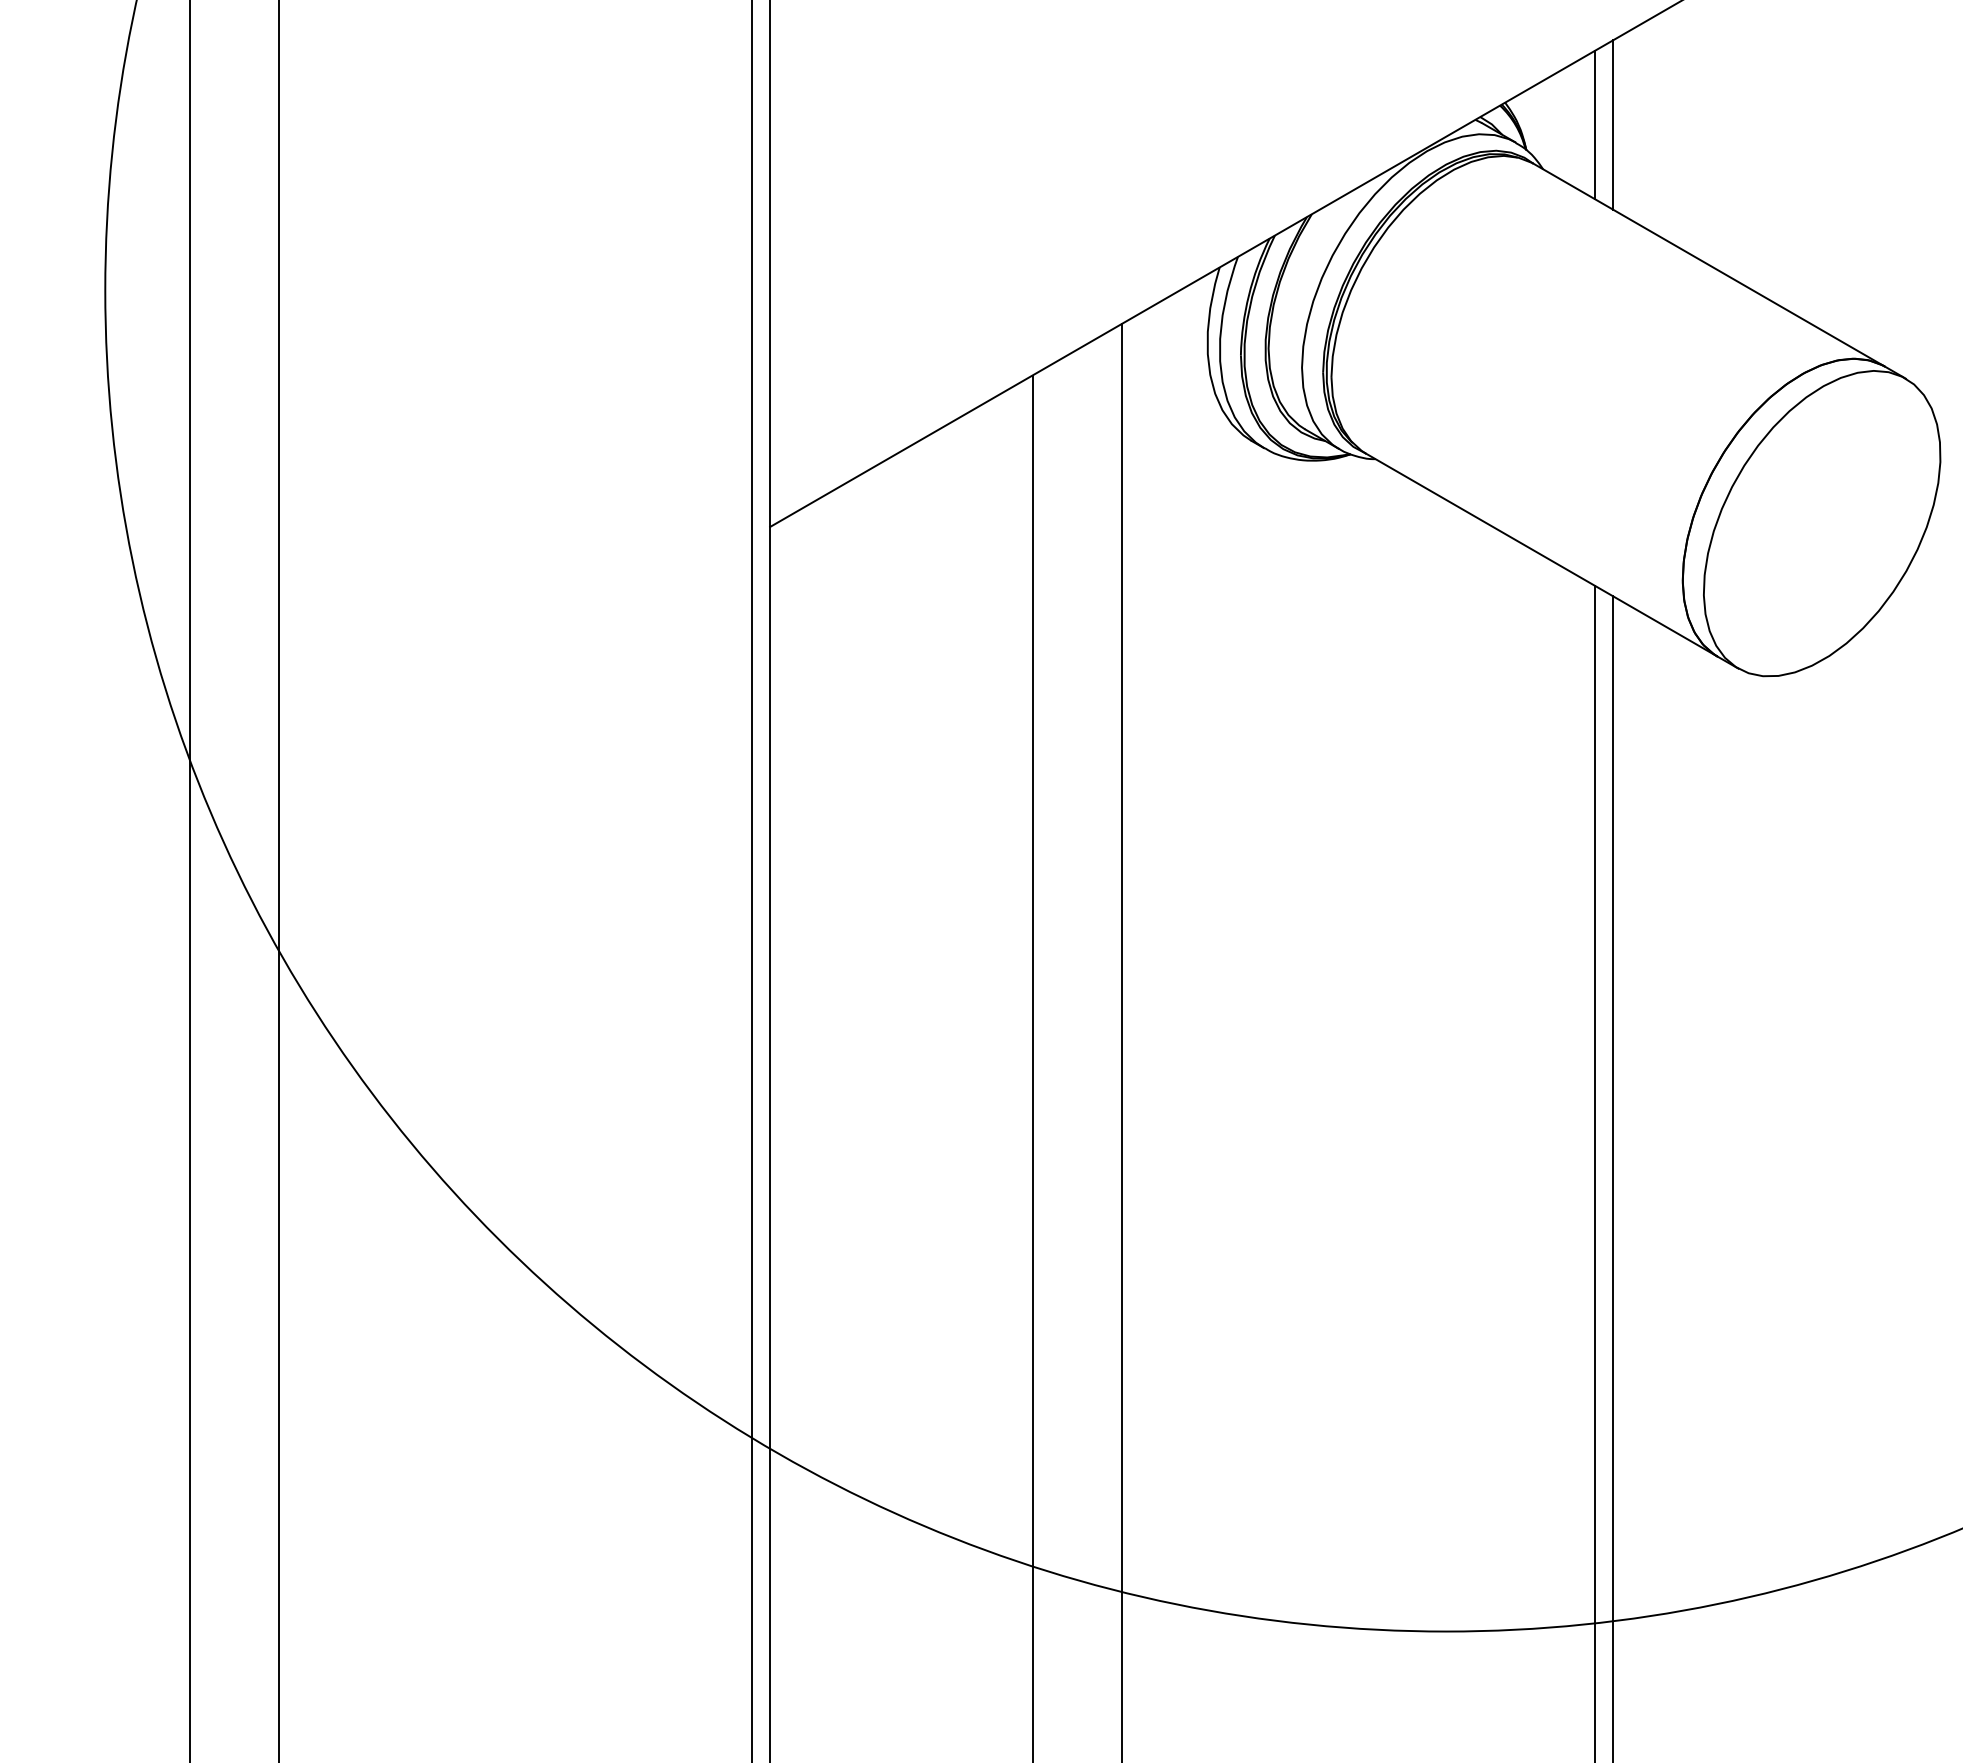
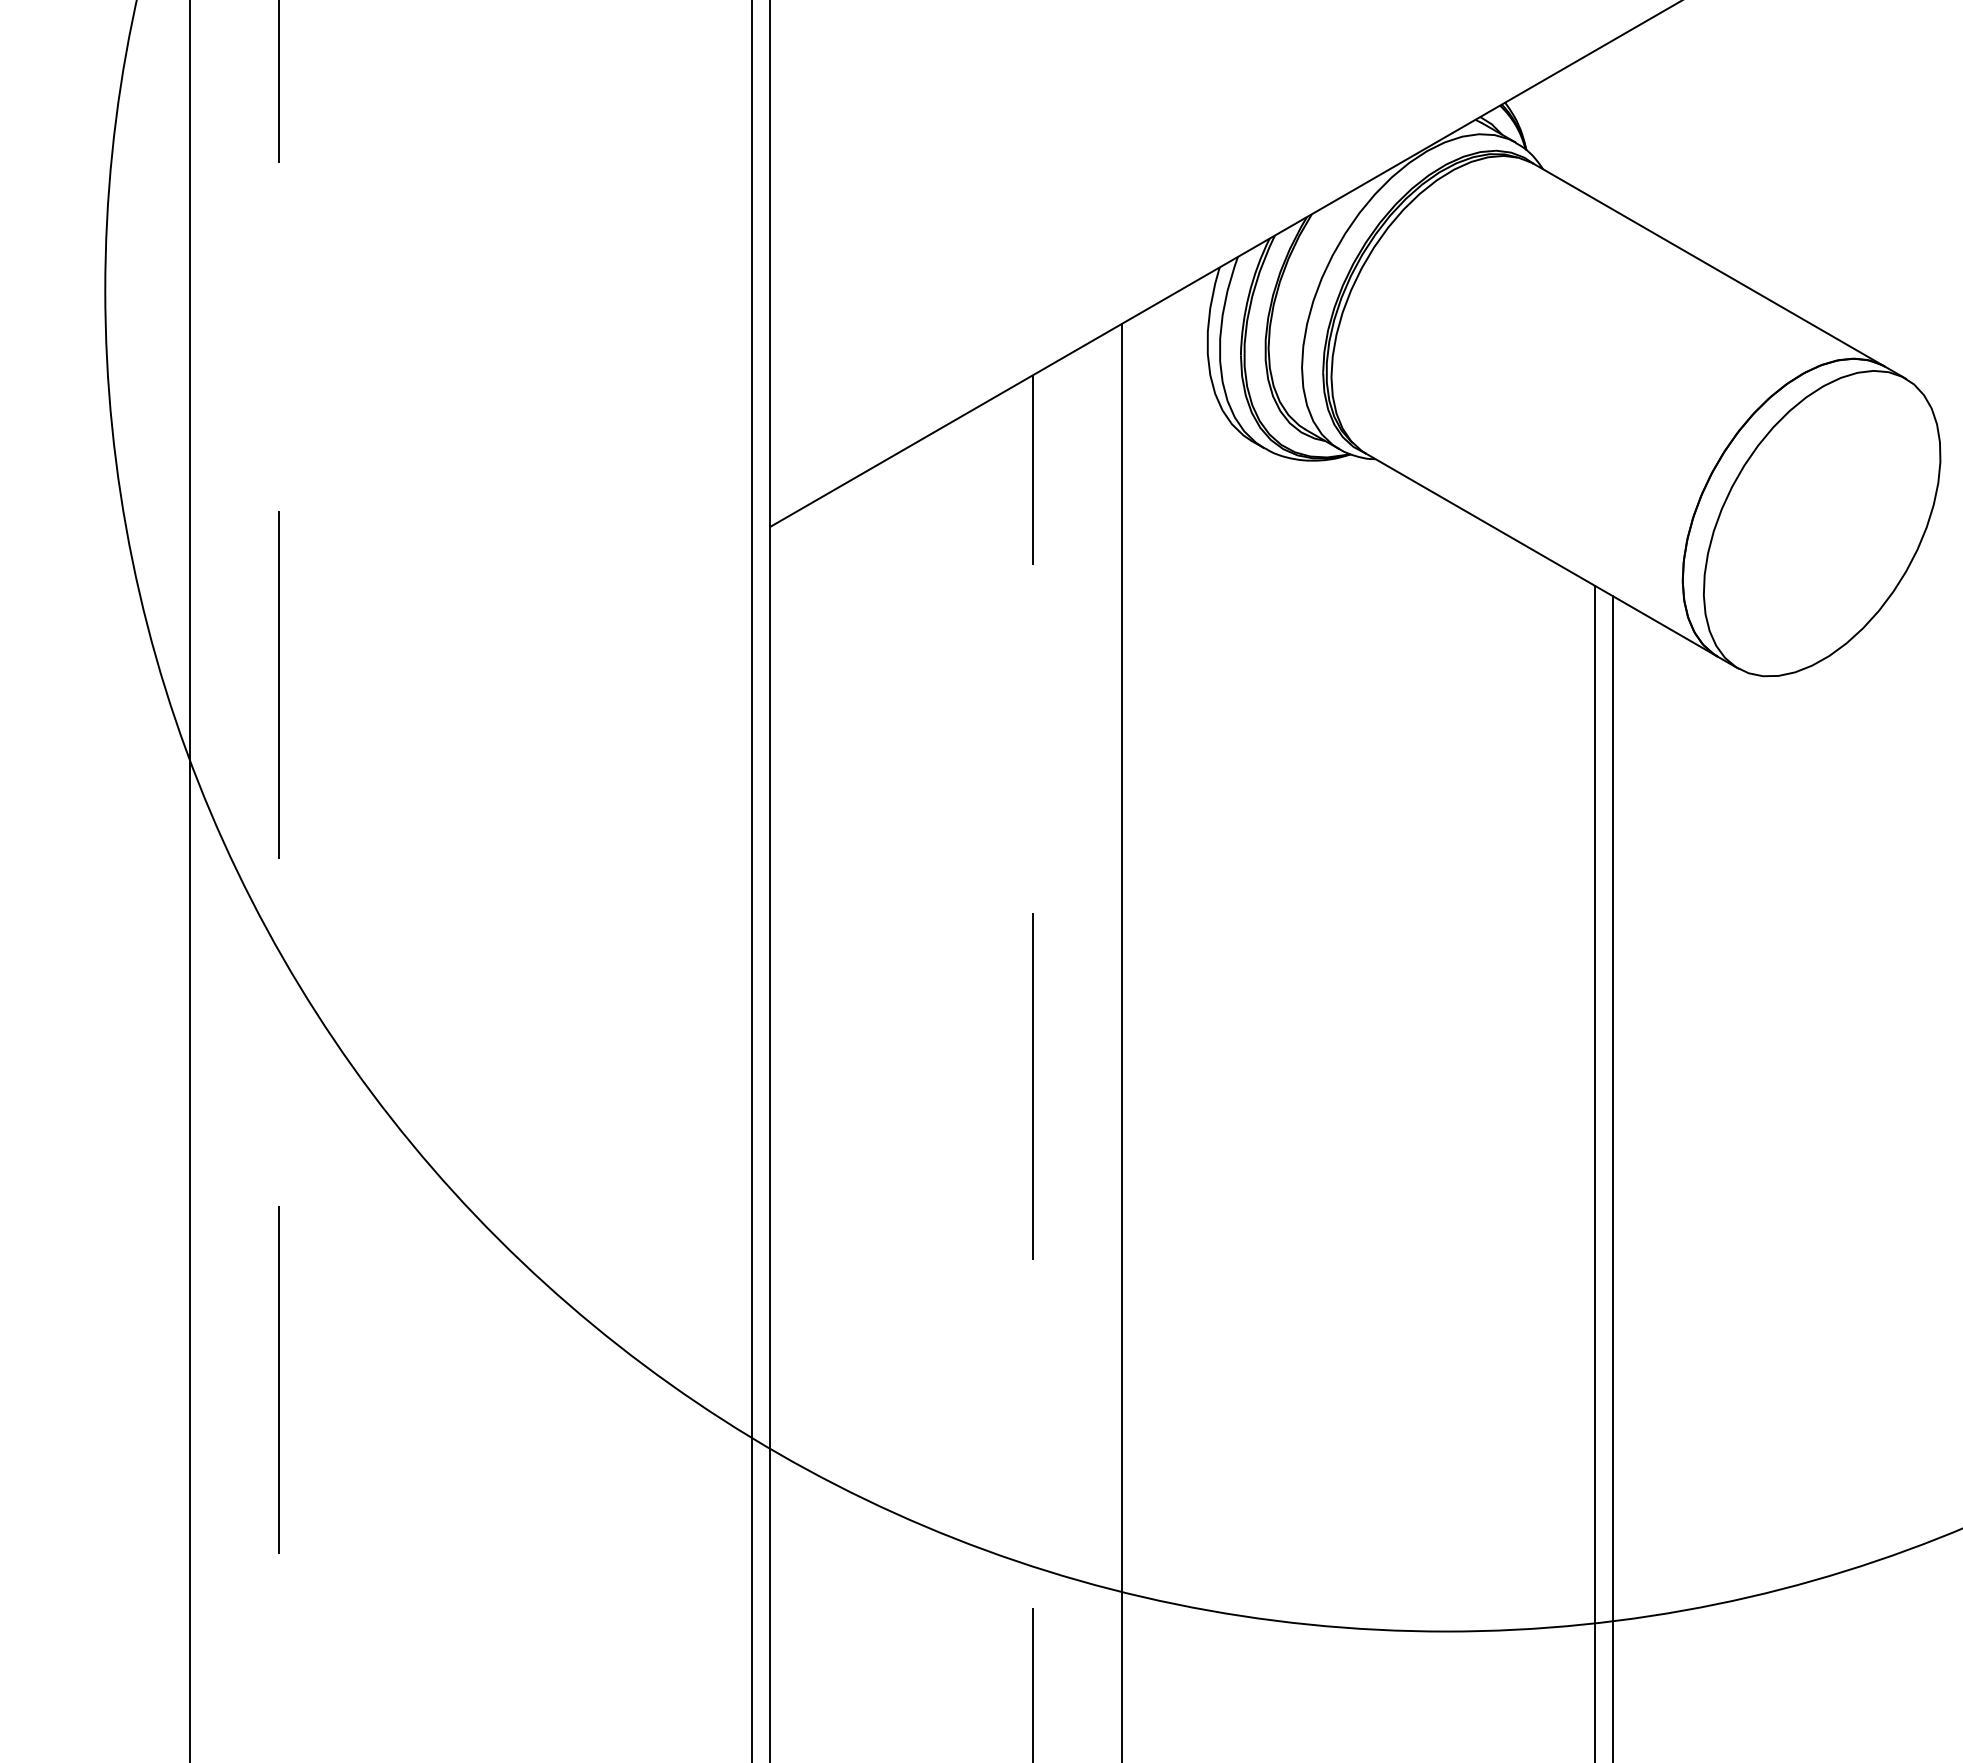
line: present -> none (1594, 124)
line: present -> none (1613, 124)
line: solid -> dashed (279, 881)
line: solid -> dashed (1032, 1068)
